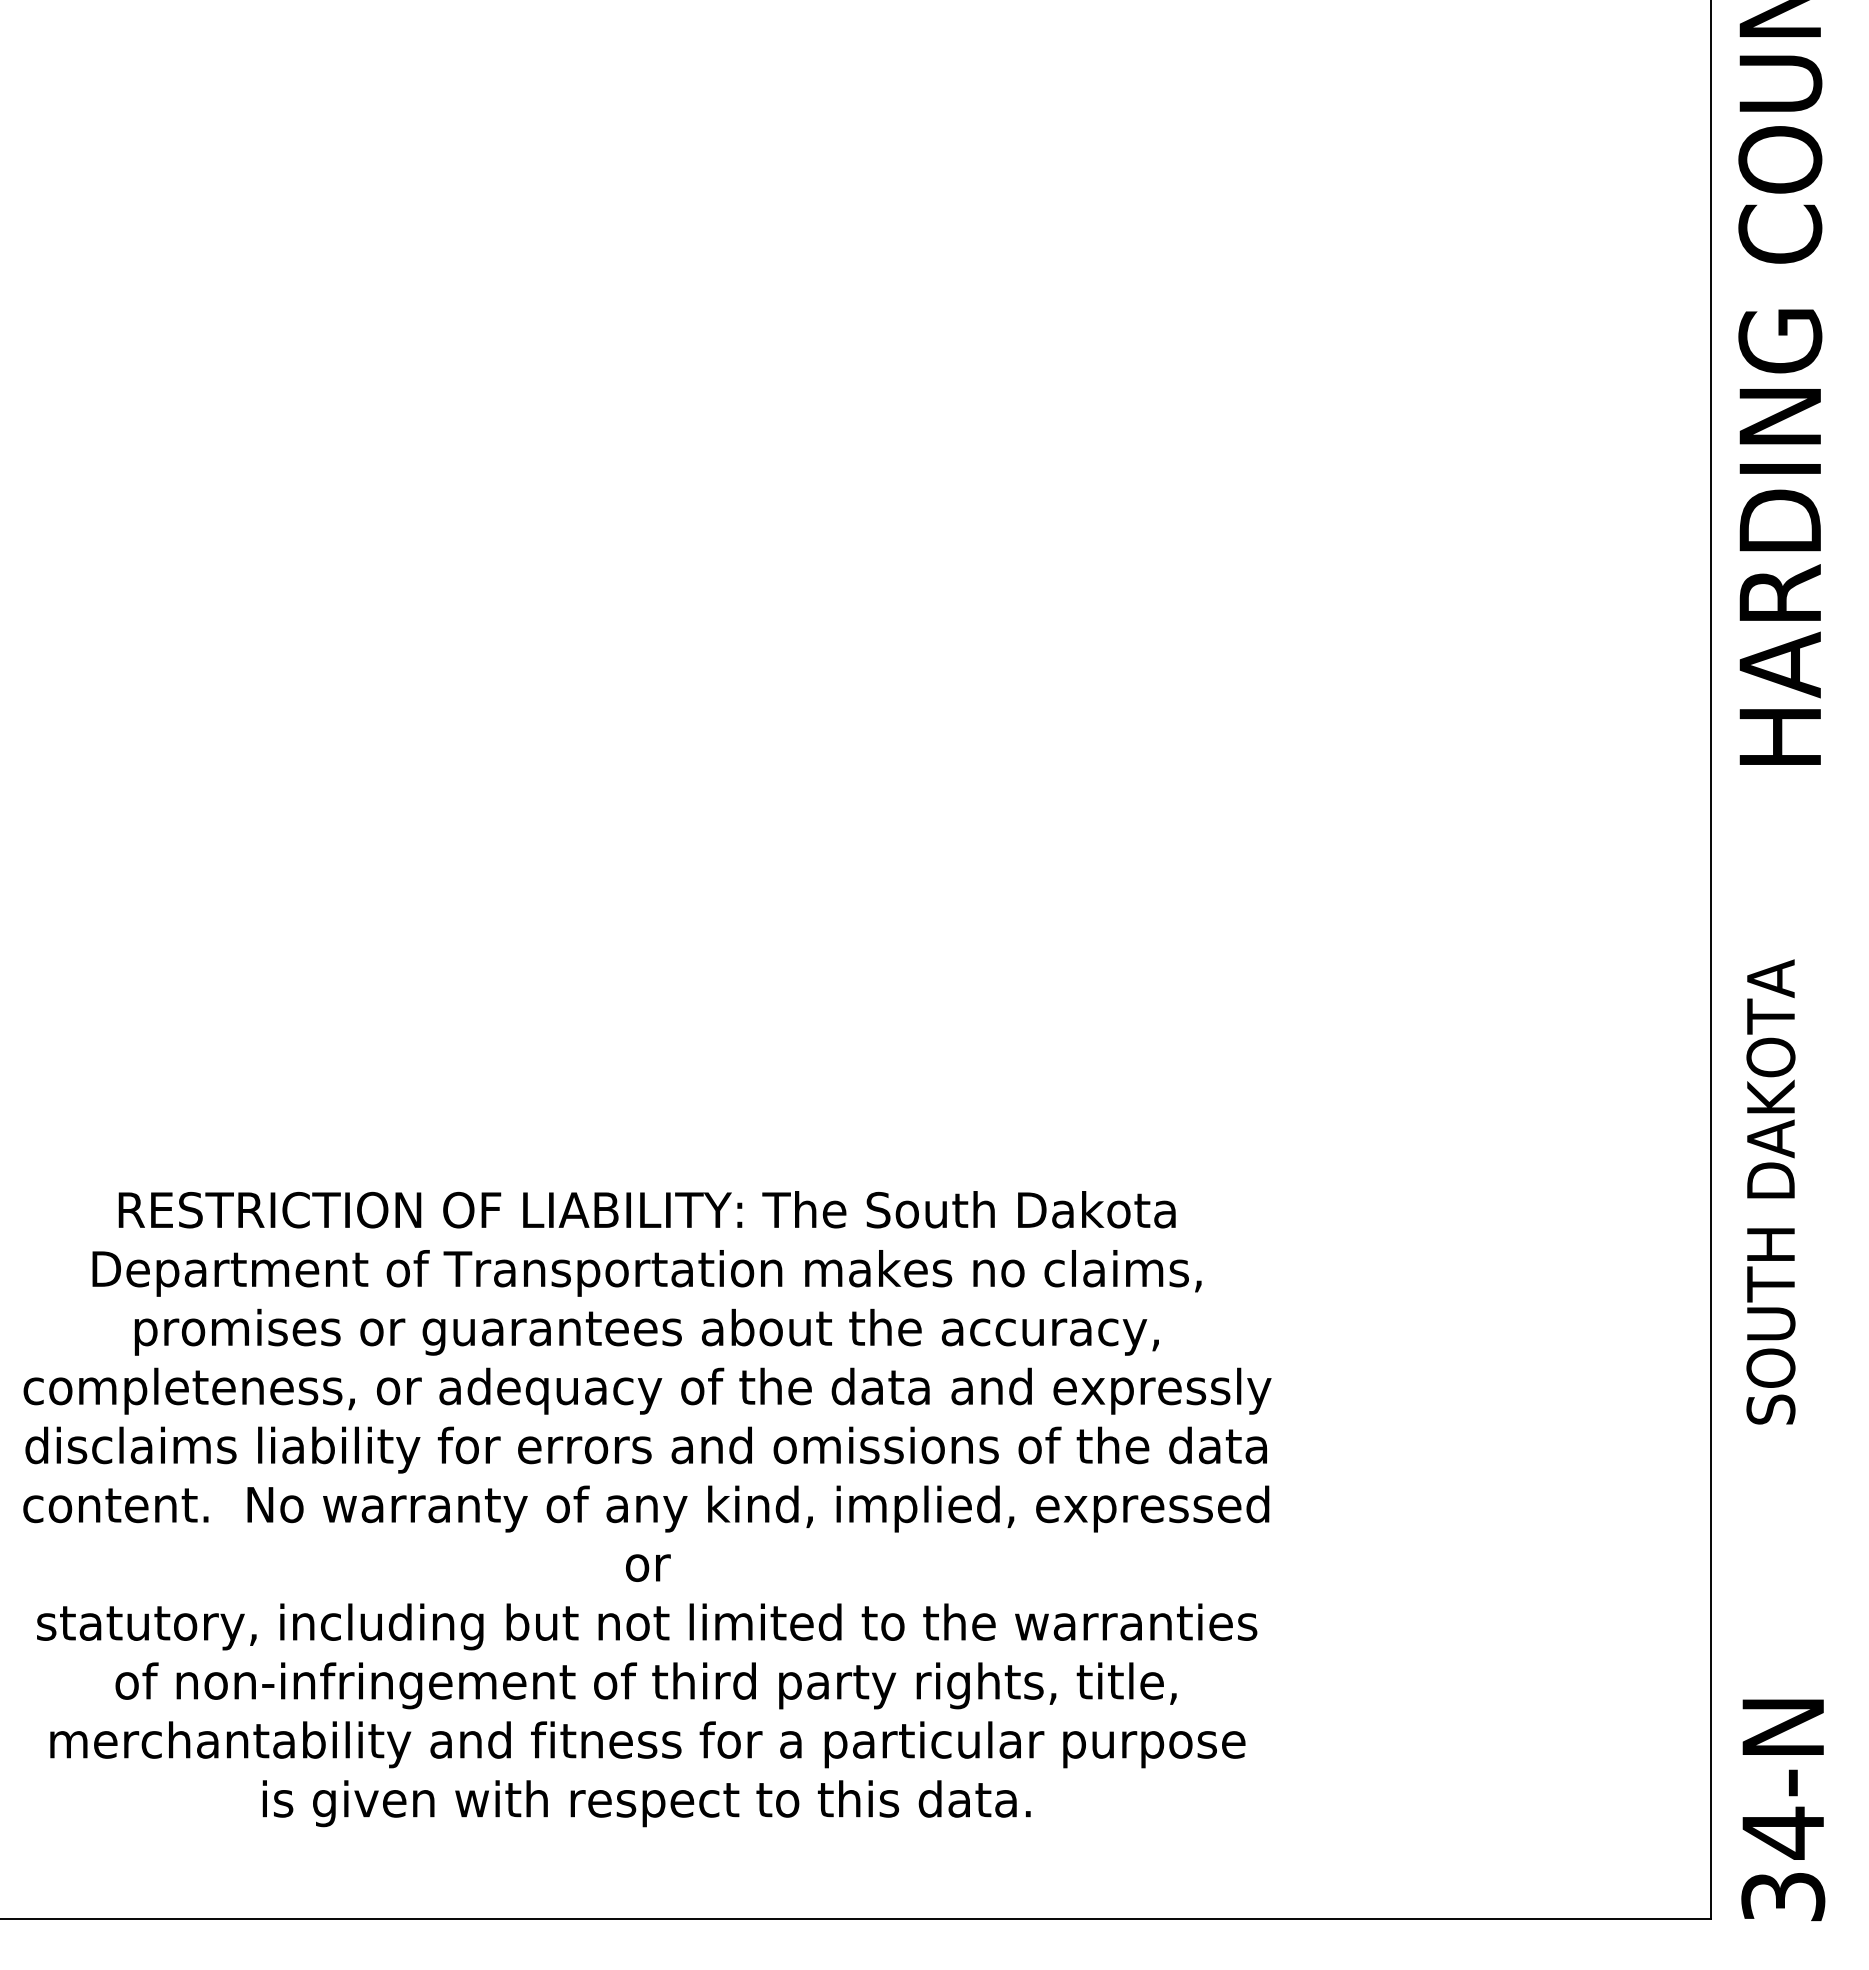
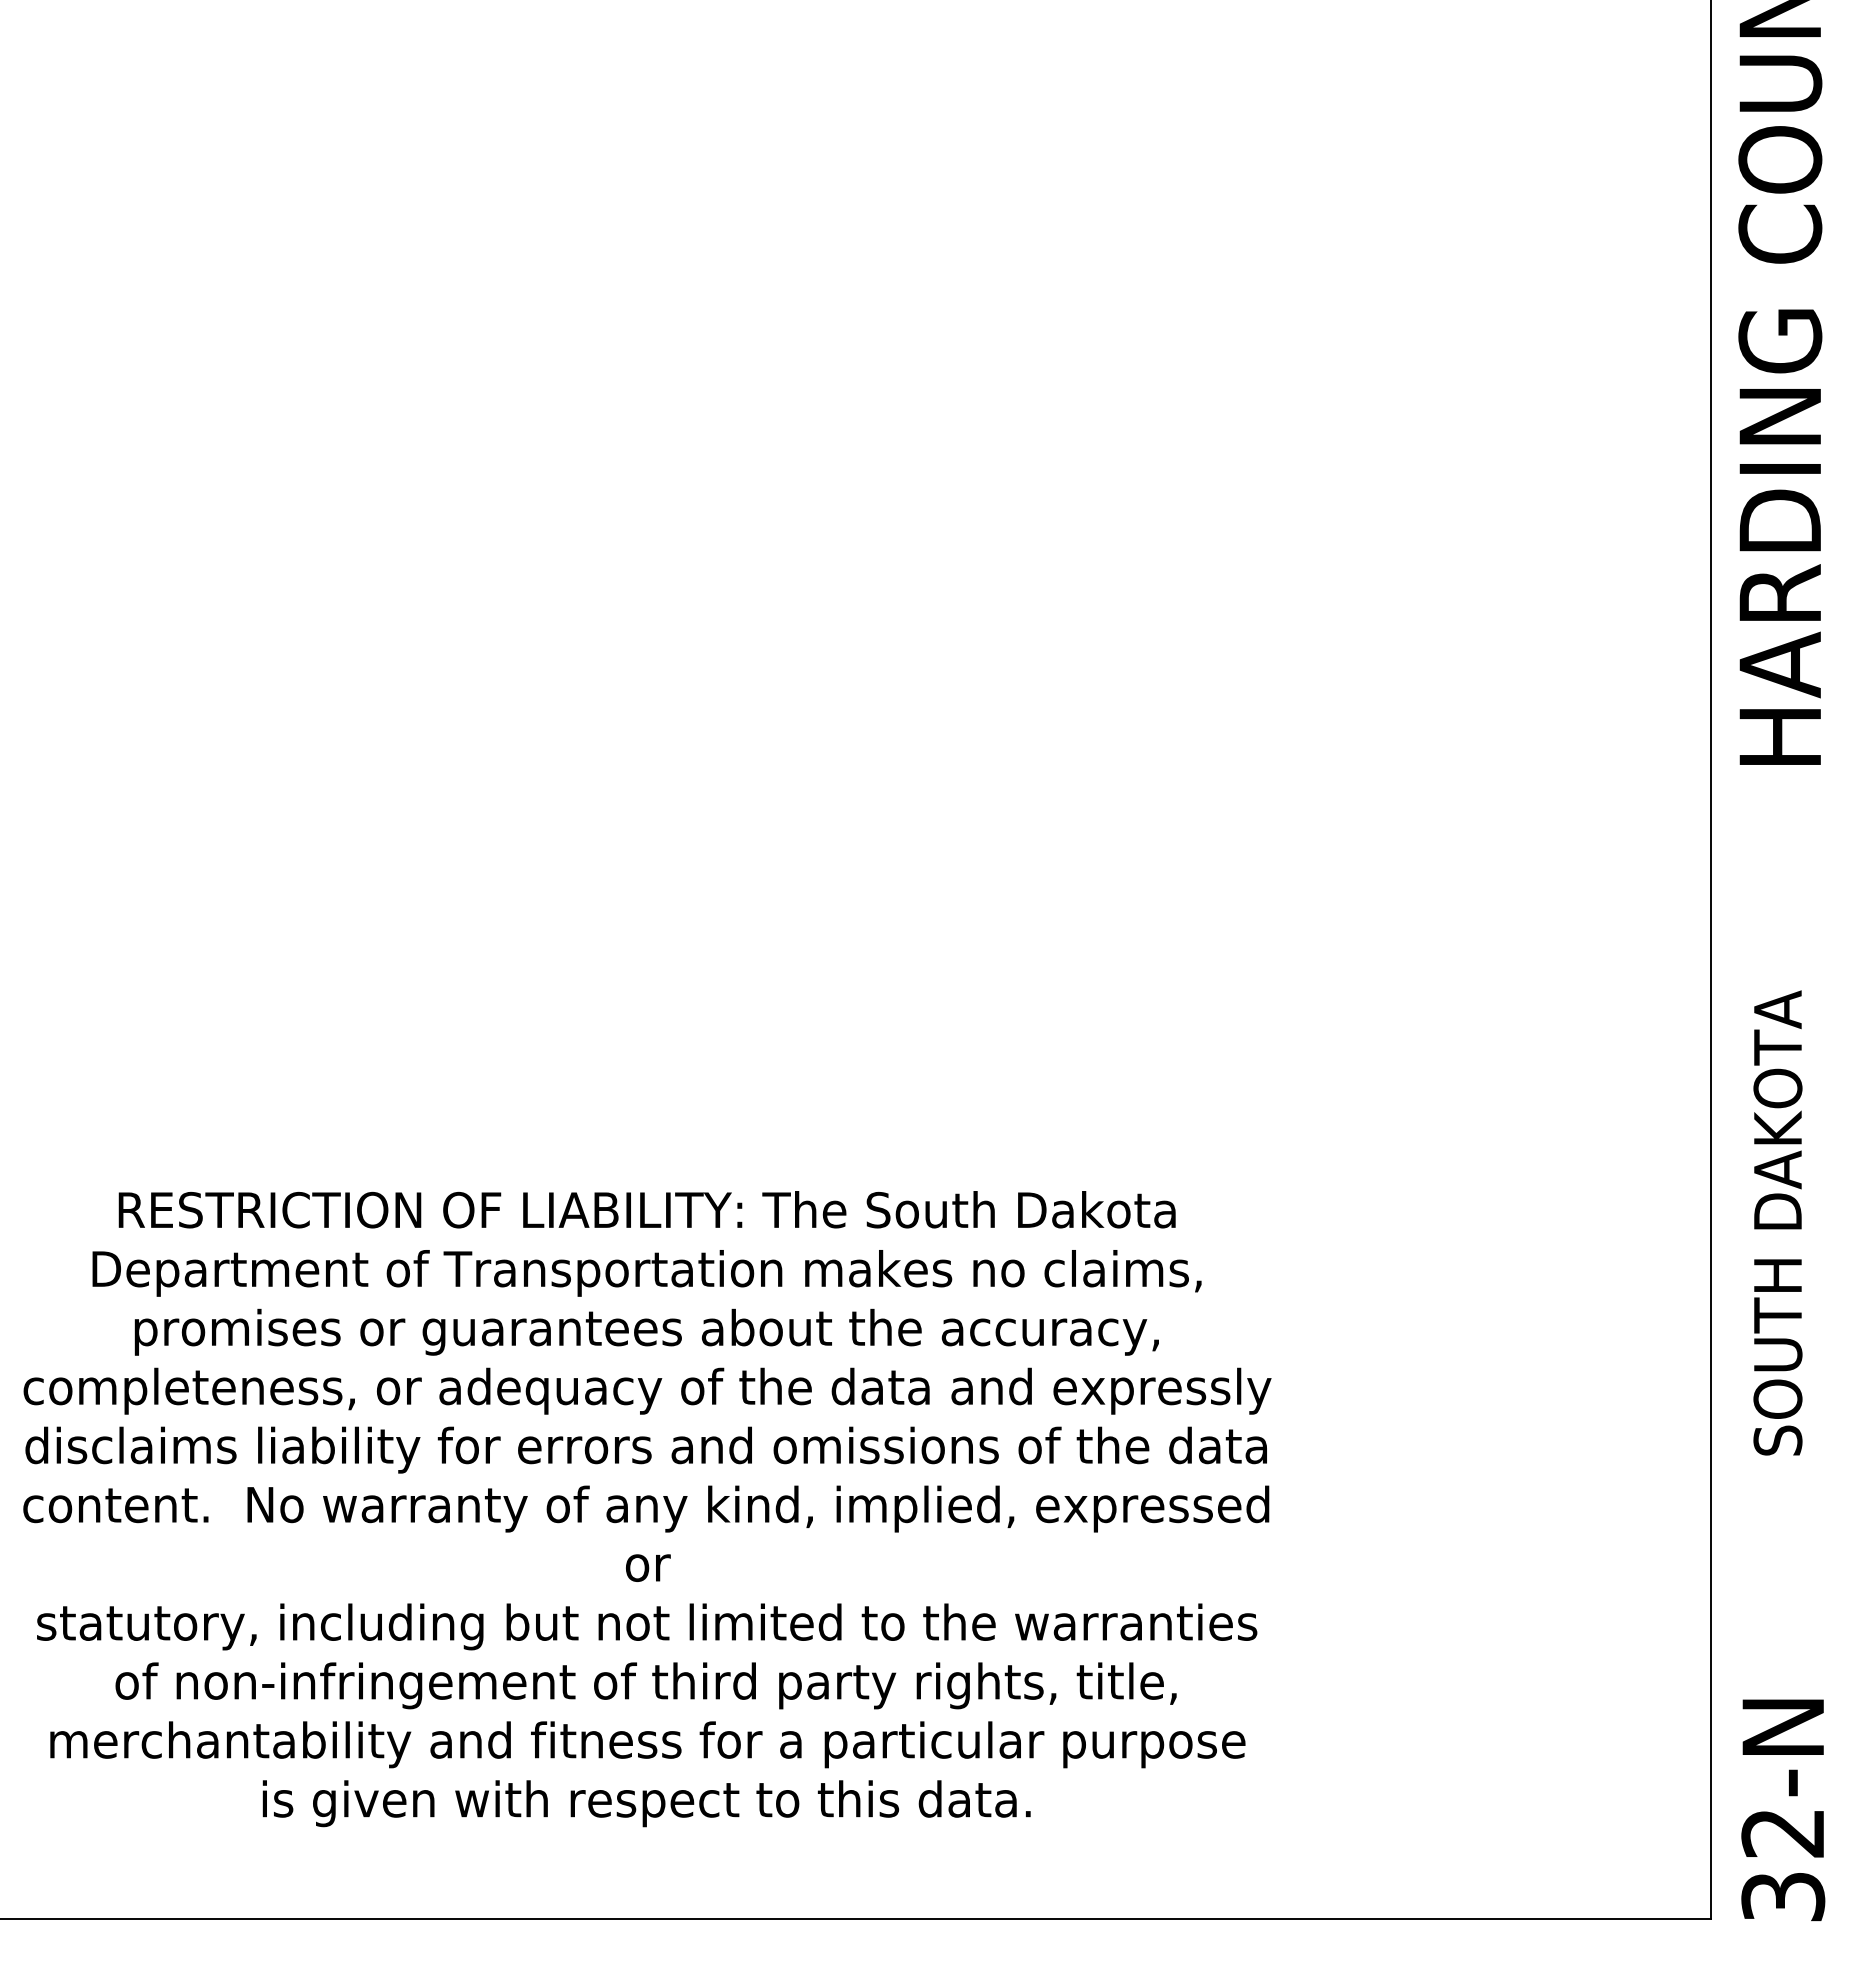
text position: (1770, 1191) -> (1777, 1222) (1777, 1222)
text: 34-N -> 32-N (1782, 1832)
